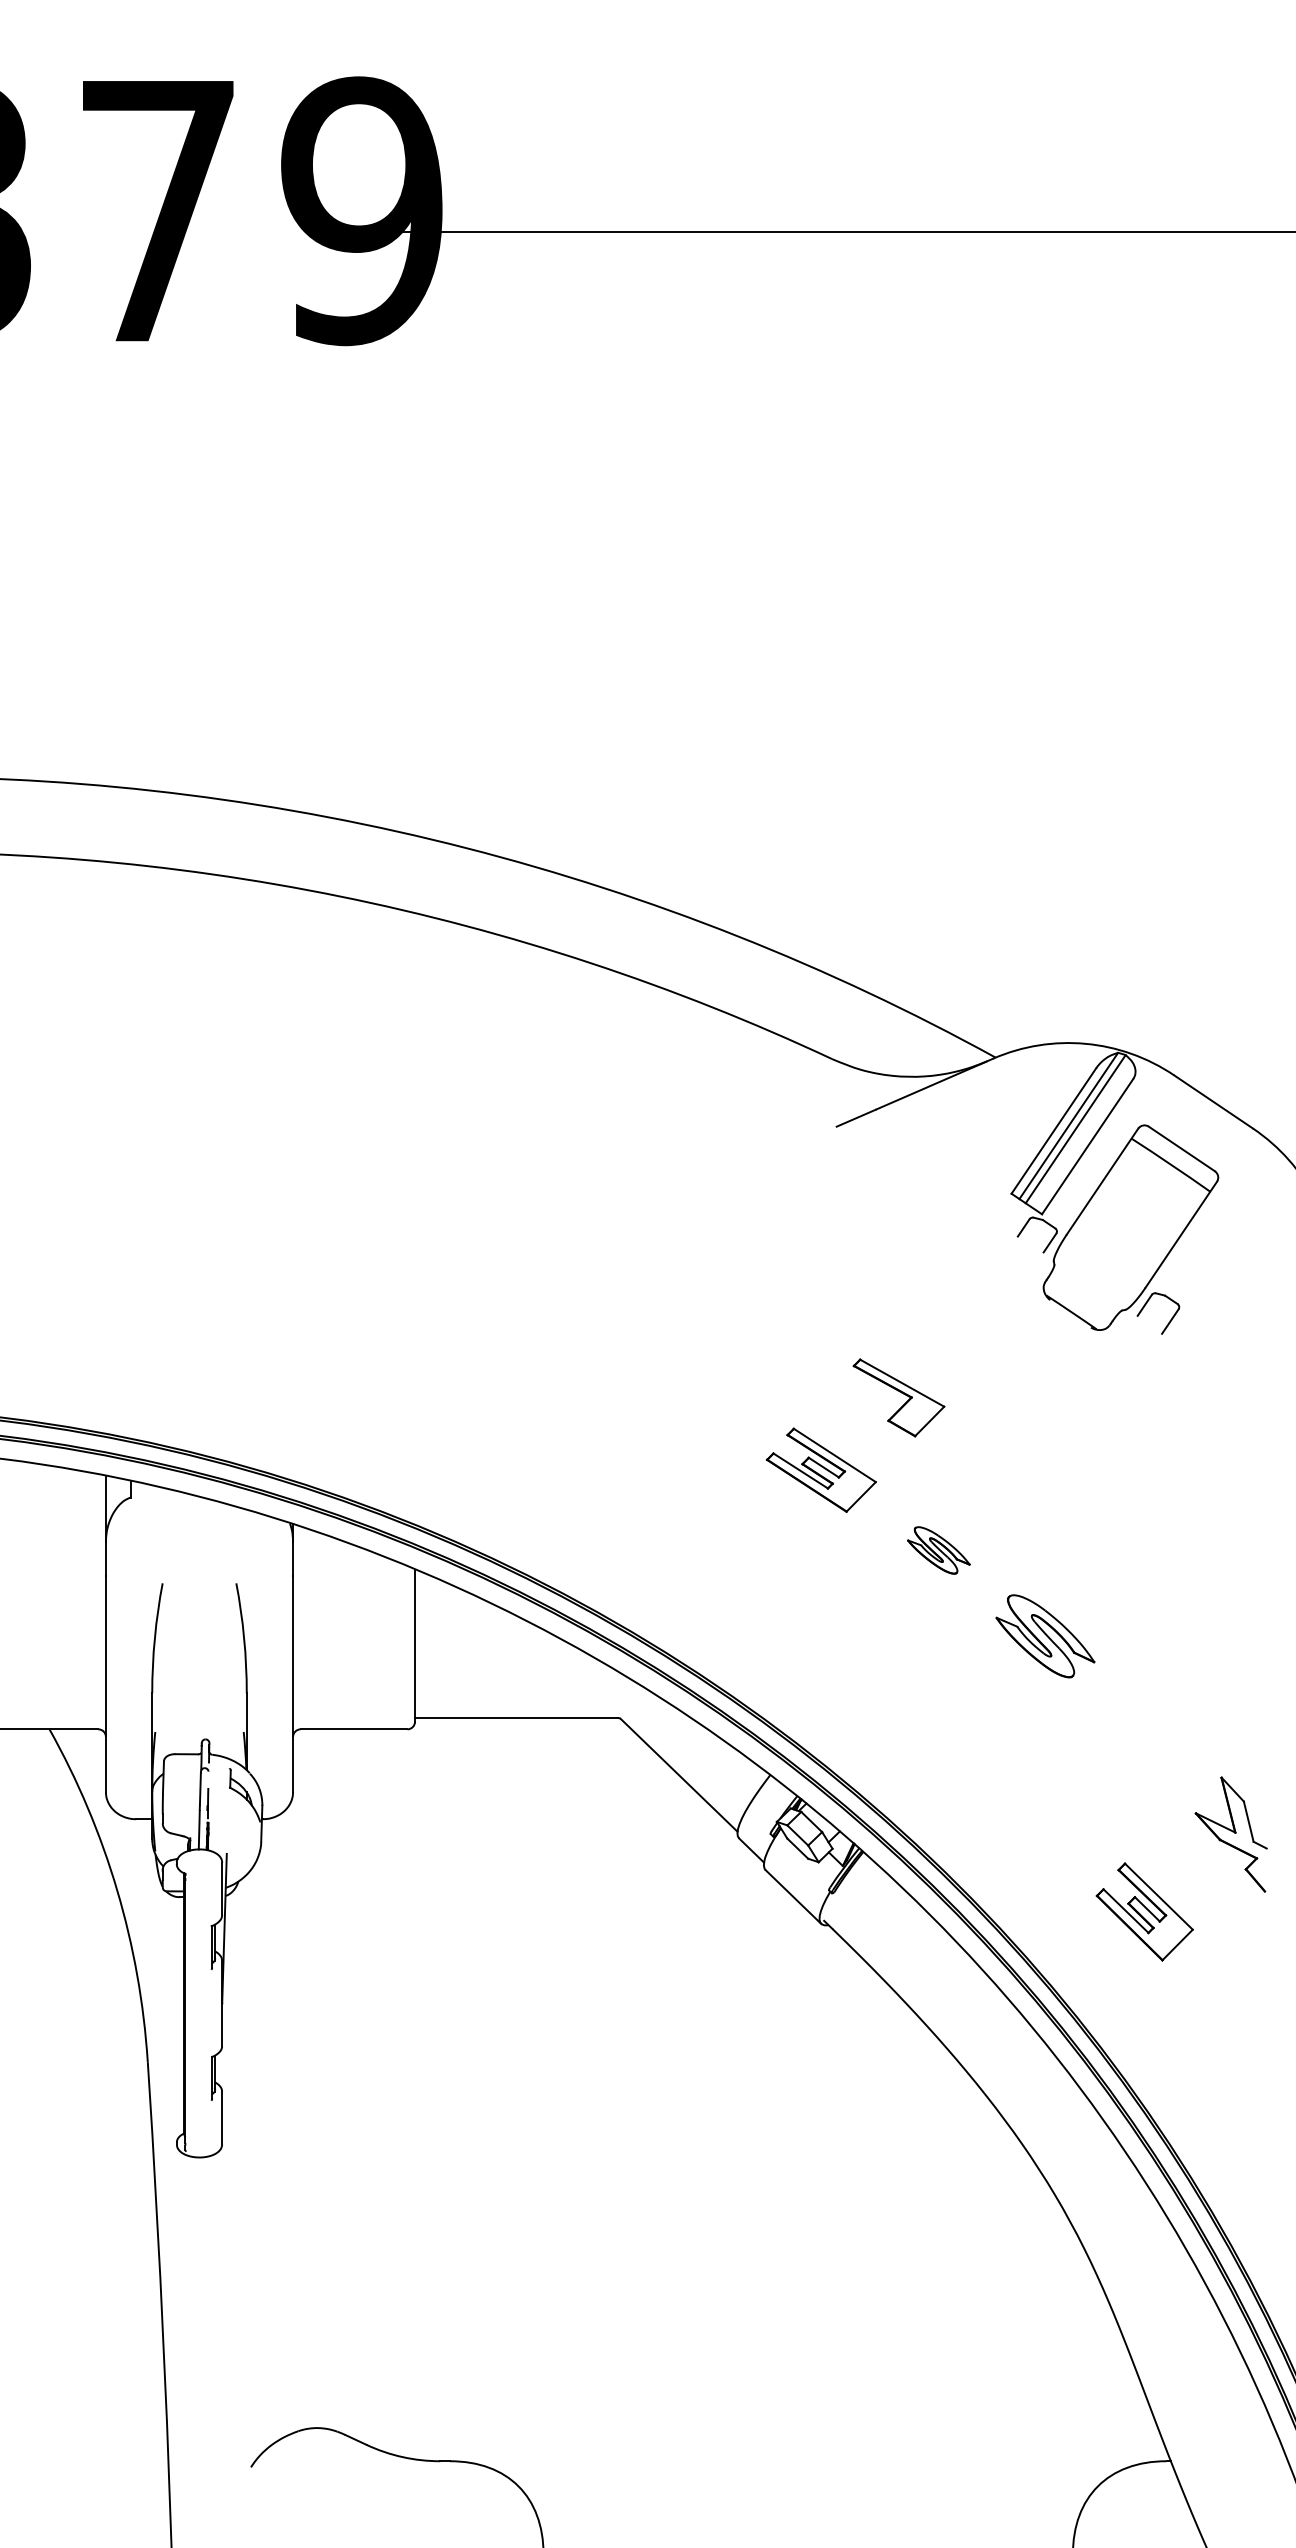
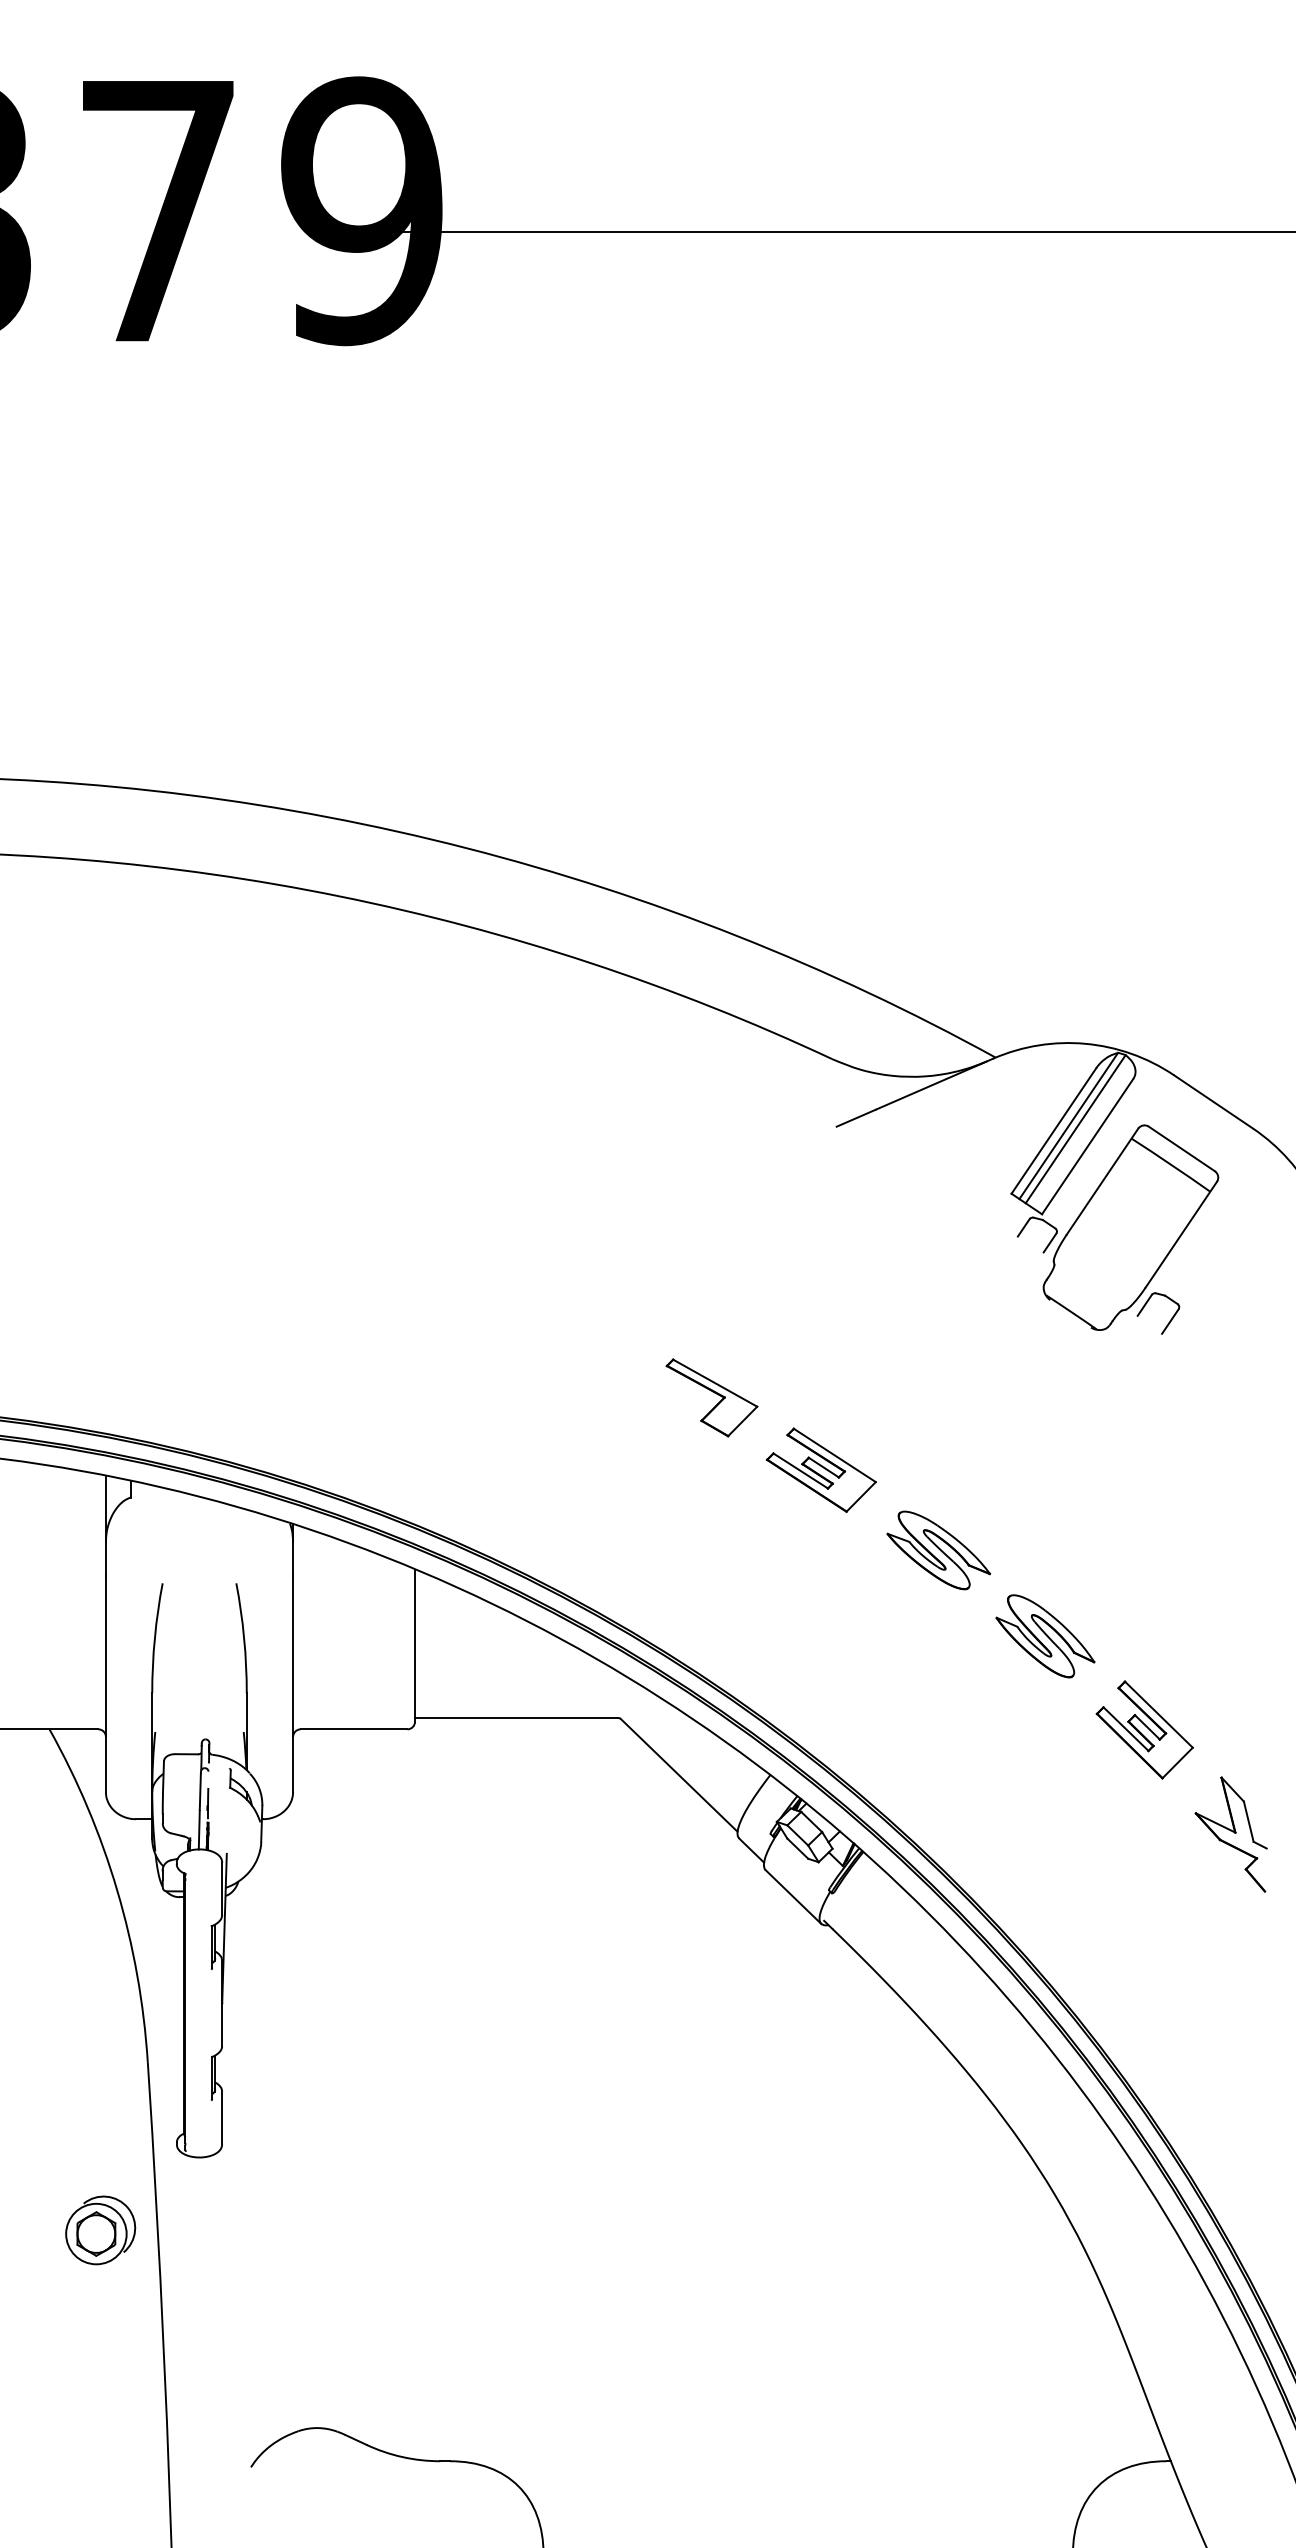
part position: (898, 1397) -> (711, 1397) (711, 1397)
part size: 64x49 px -> 106x81 px (938, 1550)
part position: (1144, 1911) -> (1144, 1729) (1144, 1729)
part: none -> present (100, 2230)
